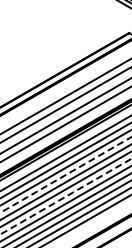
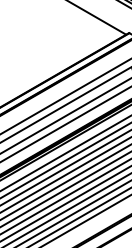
line: none -> present (97, 18)
line: dashed -> solid (66, 174)
line: dashed -> solid (65, 196)
